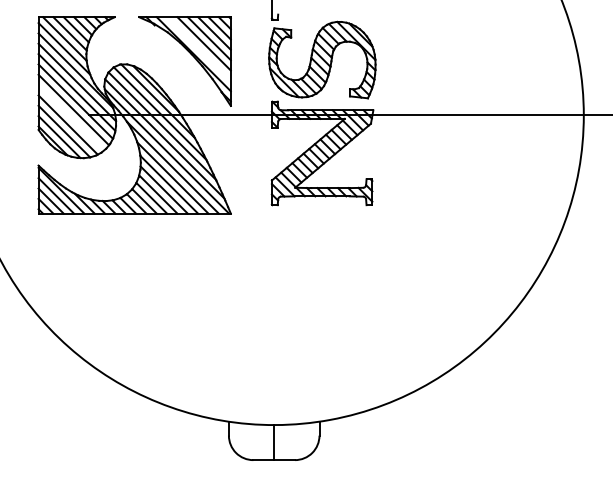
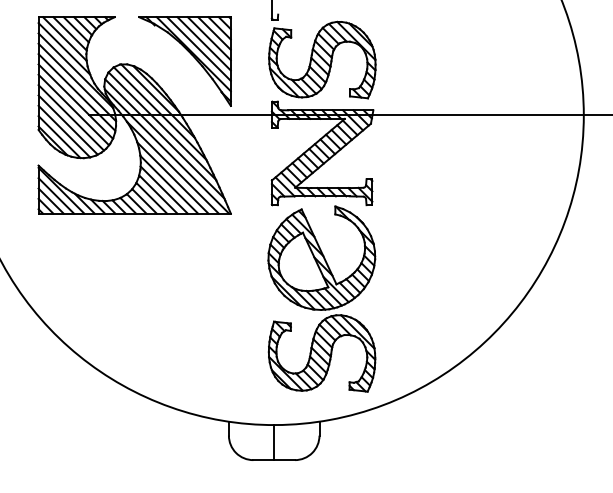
line: none -> present (198, 48)
line: none -> present (71, 117)
part: none -> present (321, 298)
